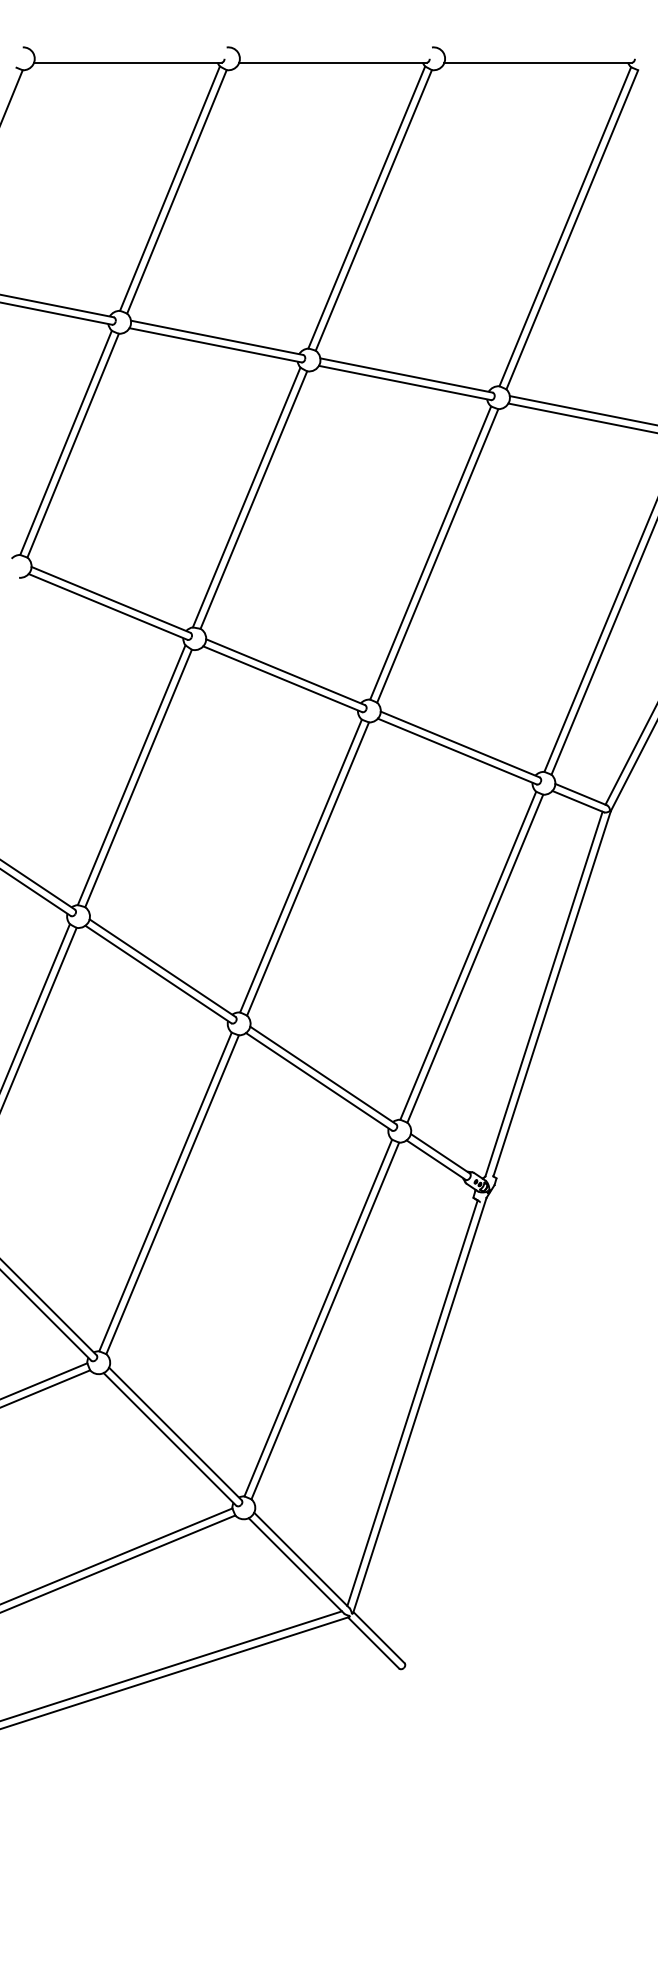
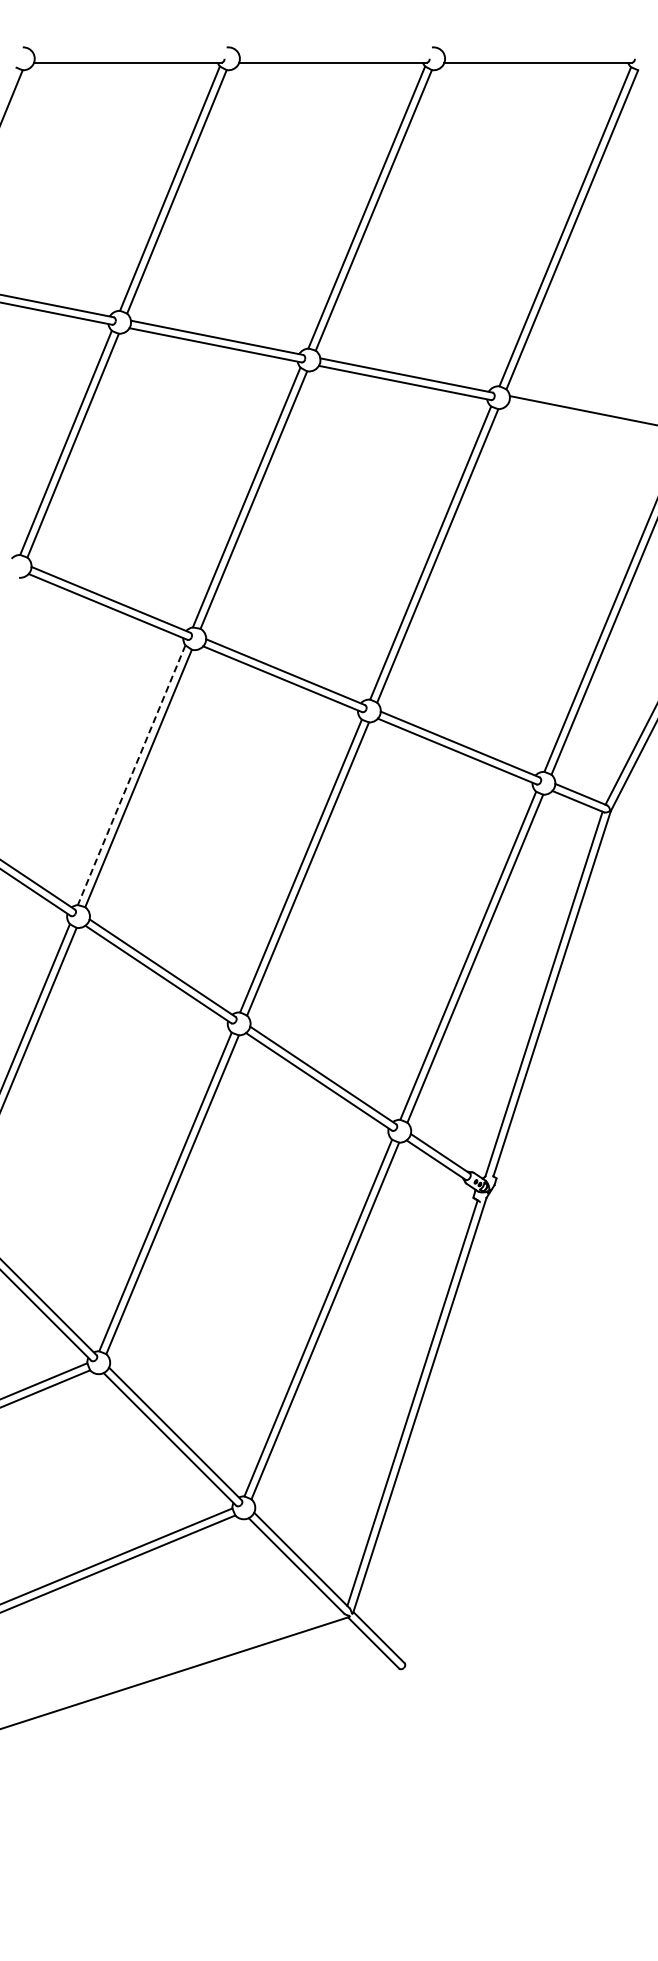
line: present -> none (581, 417)
line: solid -> dashed (131, 775)
line: present -> none (171, 1665)
